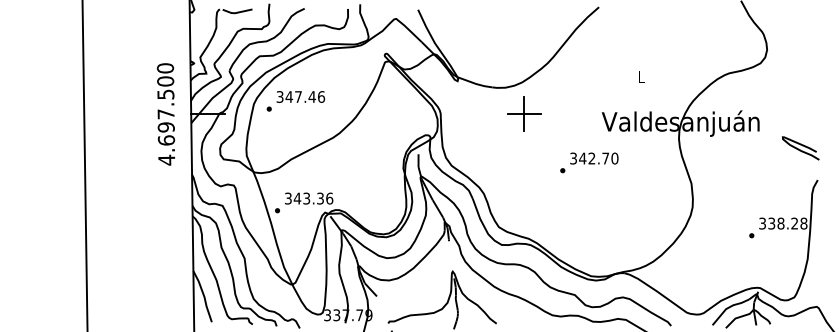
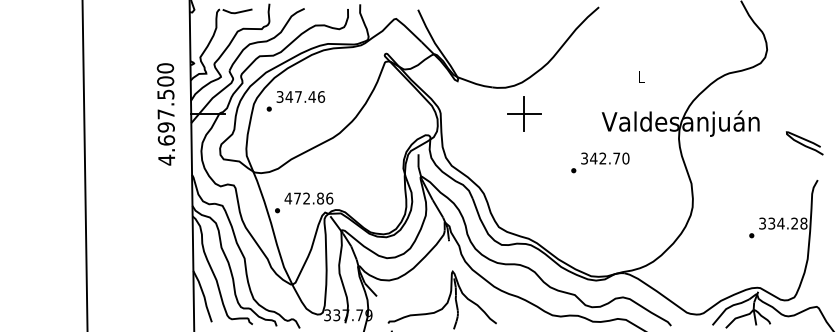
curve position: (800, 149) -> (804, 144) (804, 144)
text position: (589, 162) -> (600, 162) (600, 162)
text: 343.36 -> 472.86 (304, 198)
text: 338.28 -> 334.28 (780, 223)
